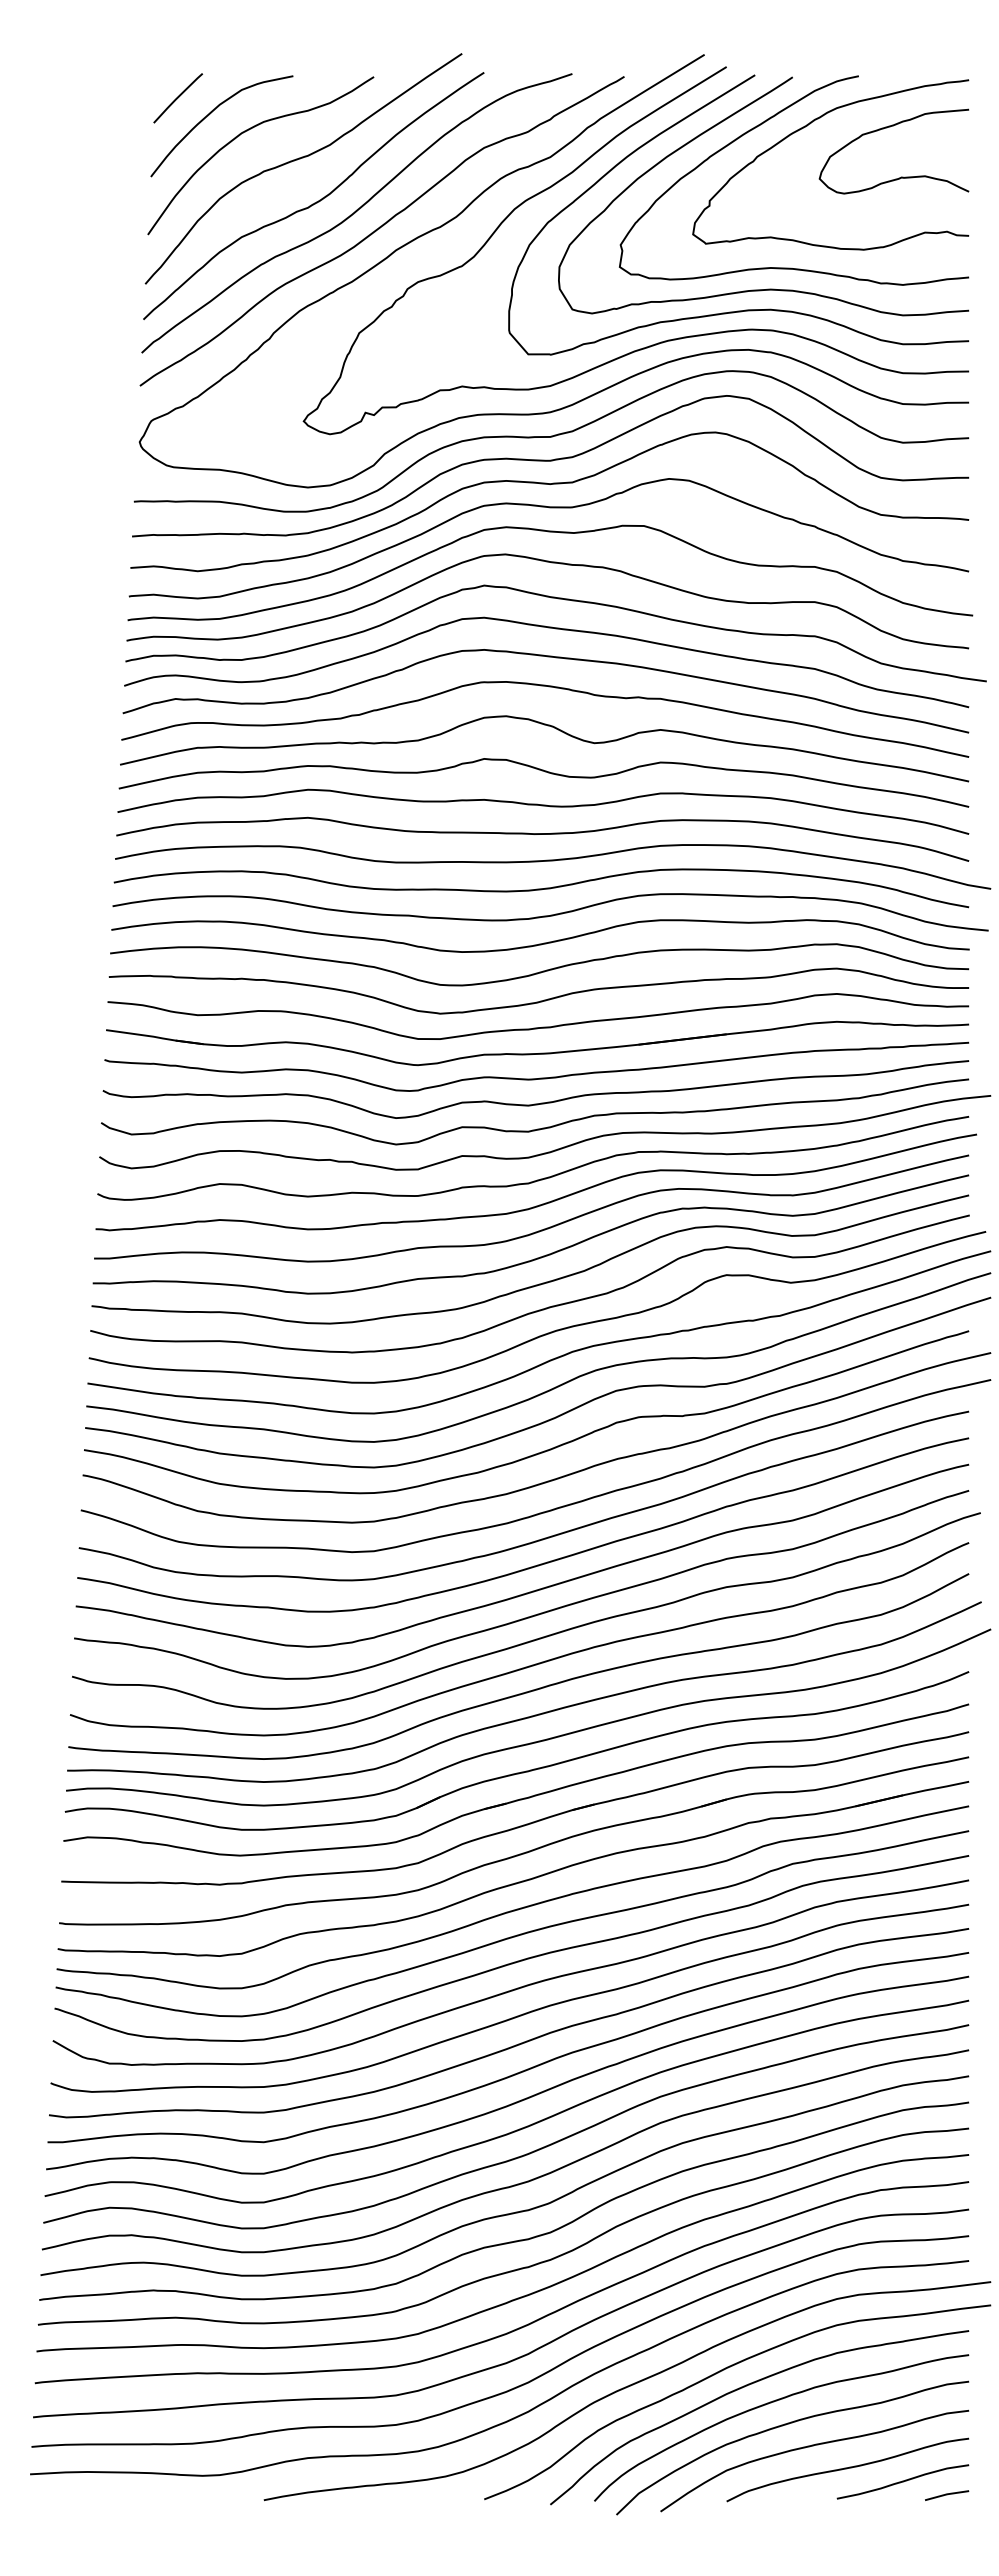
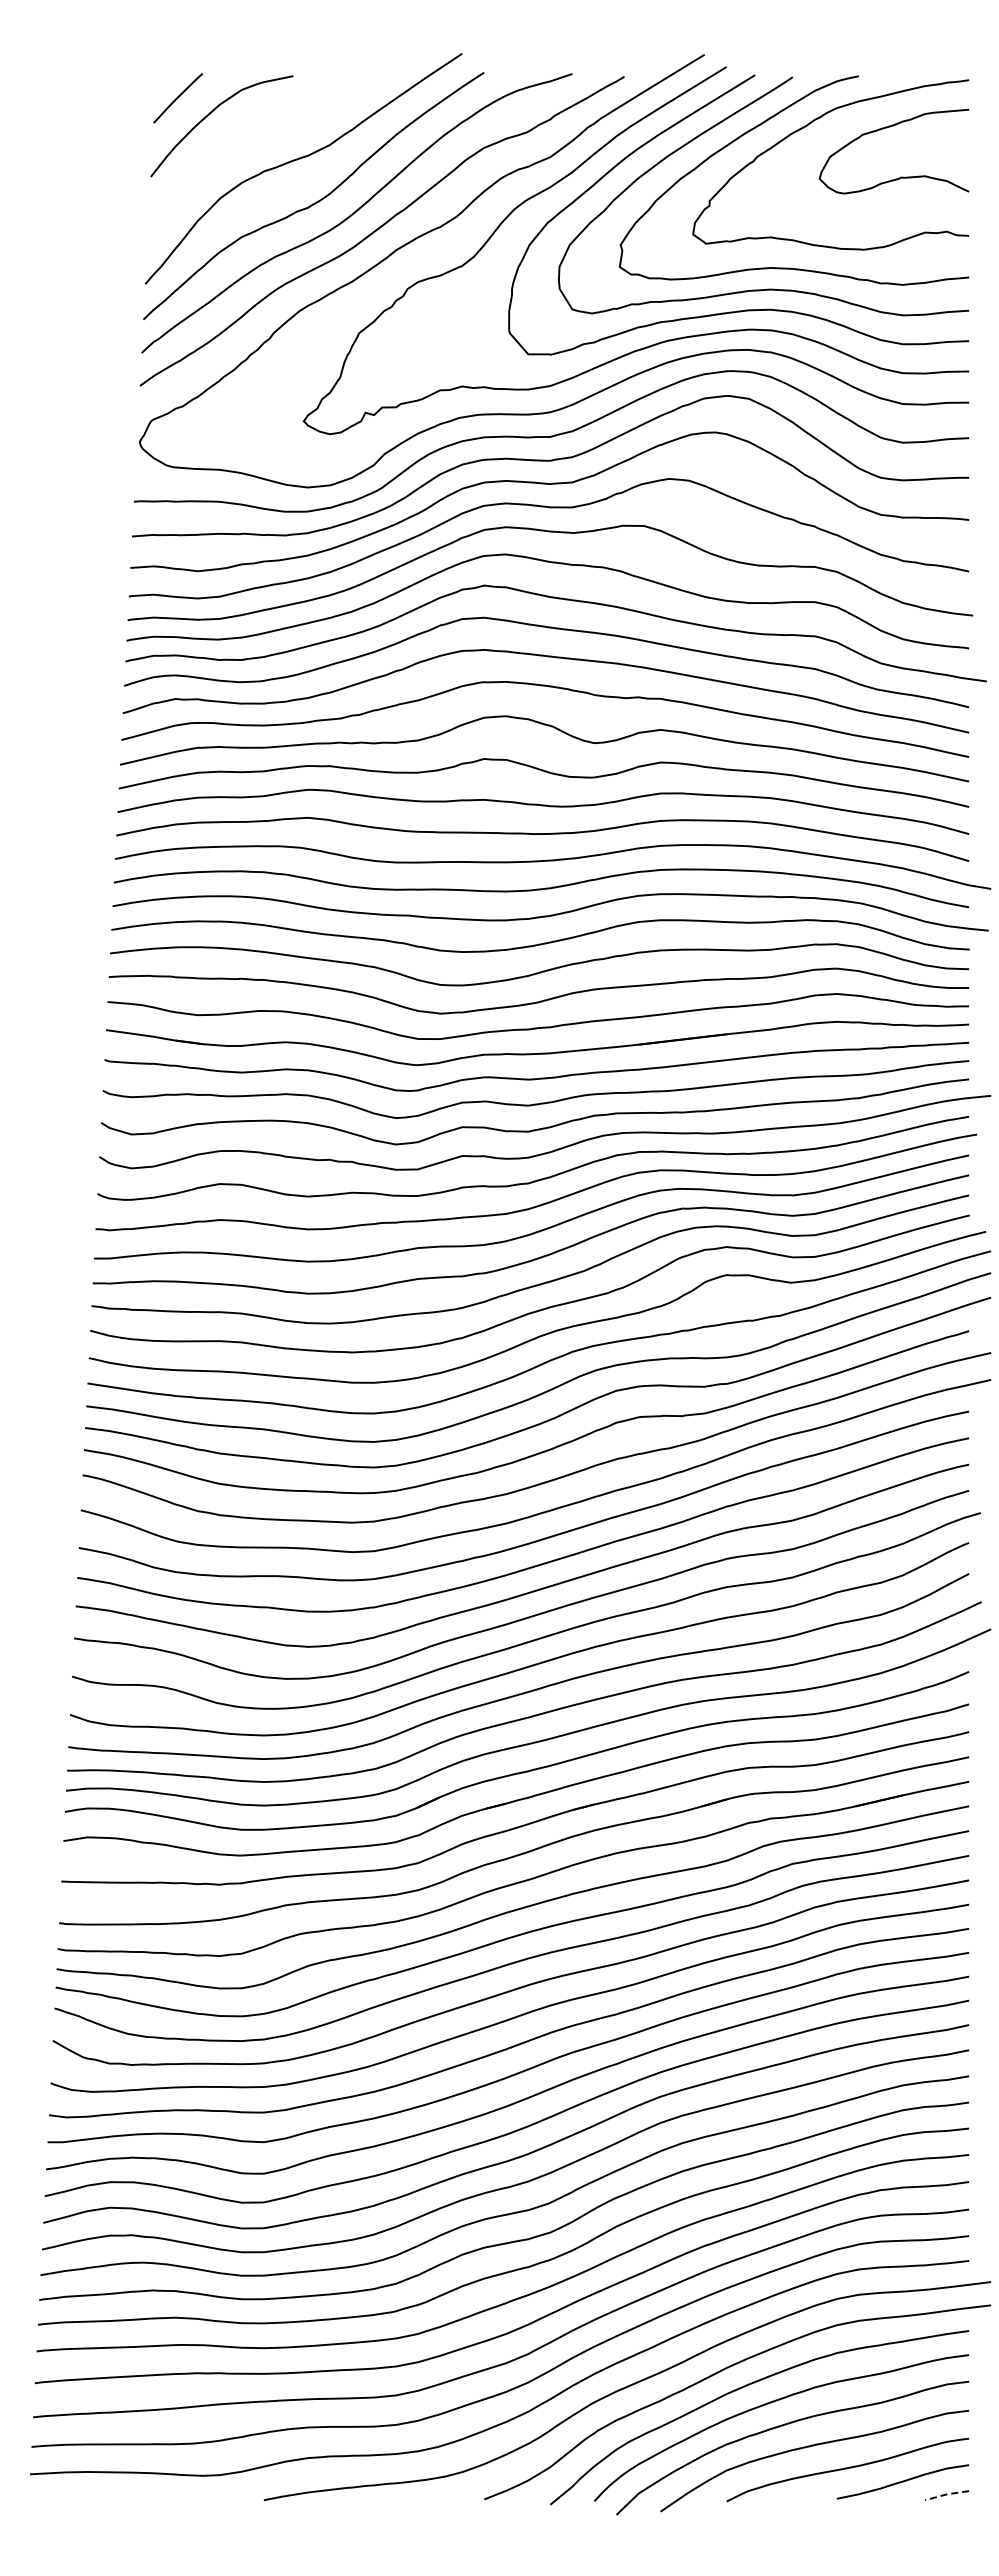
curve: present -> none (247, 131)
line: solid -> dashed (947, 2494)
